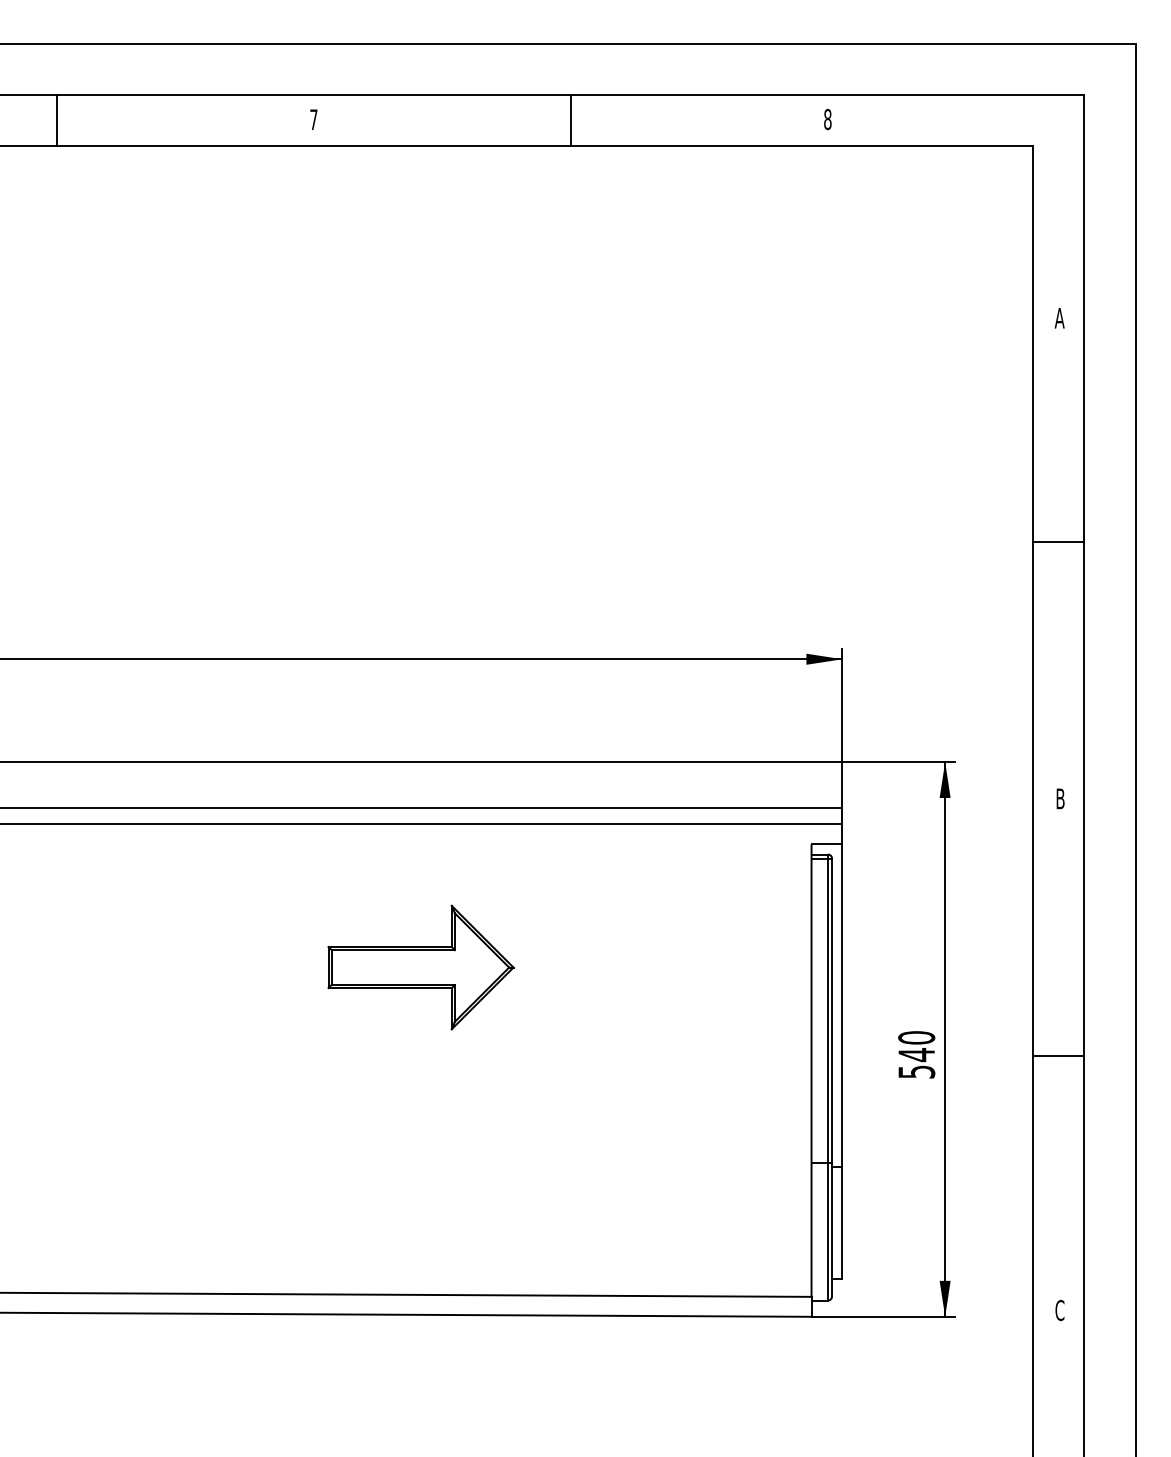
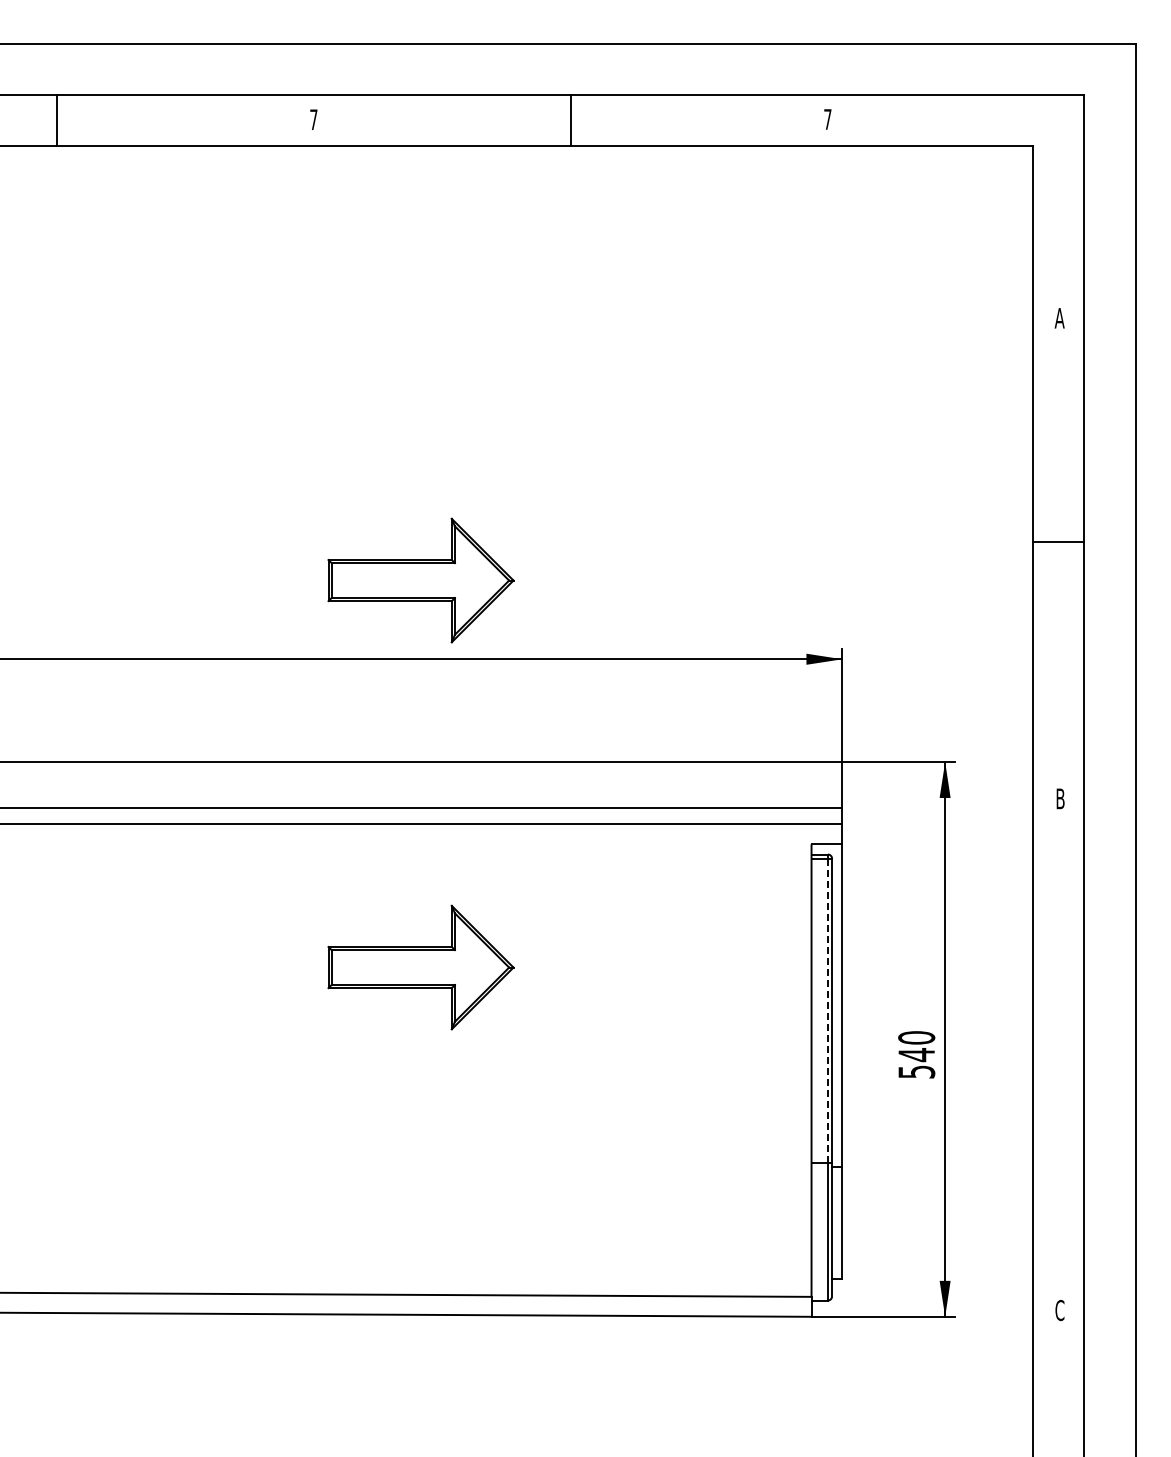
text: 8 -> 7 (827, 119)
part: none -> present (420, 580)
line: solid -> dashed (827, 1010)
line: present -> none (1058, 1055)
